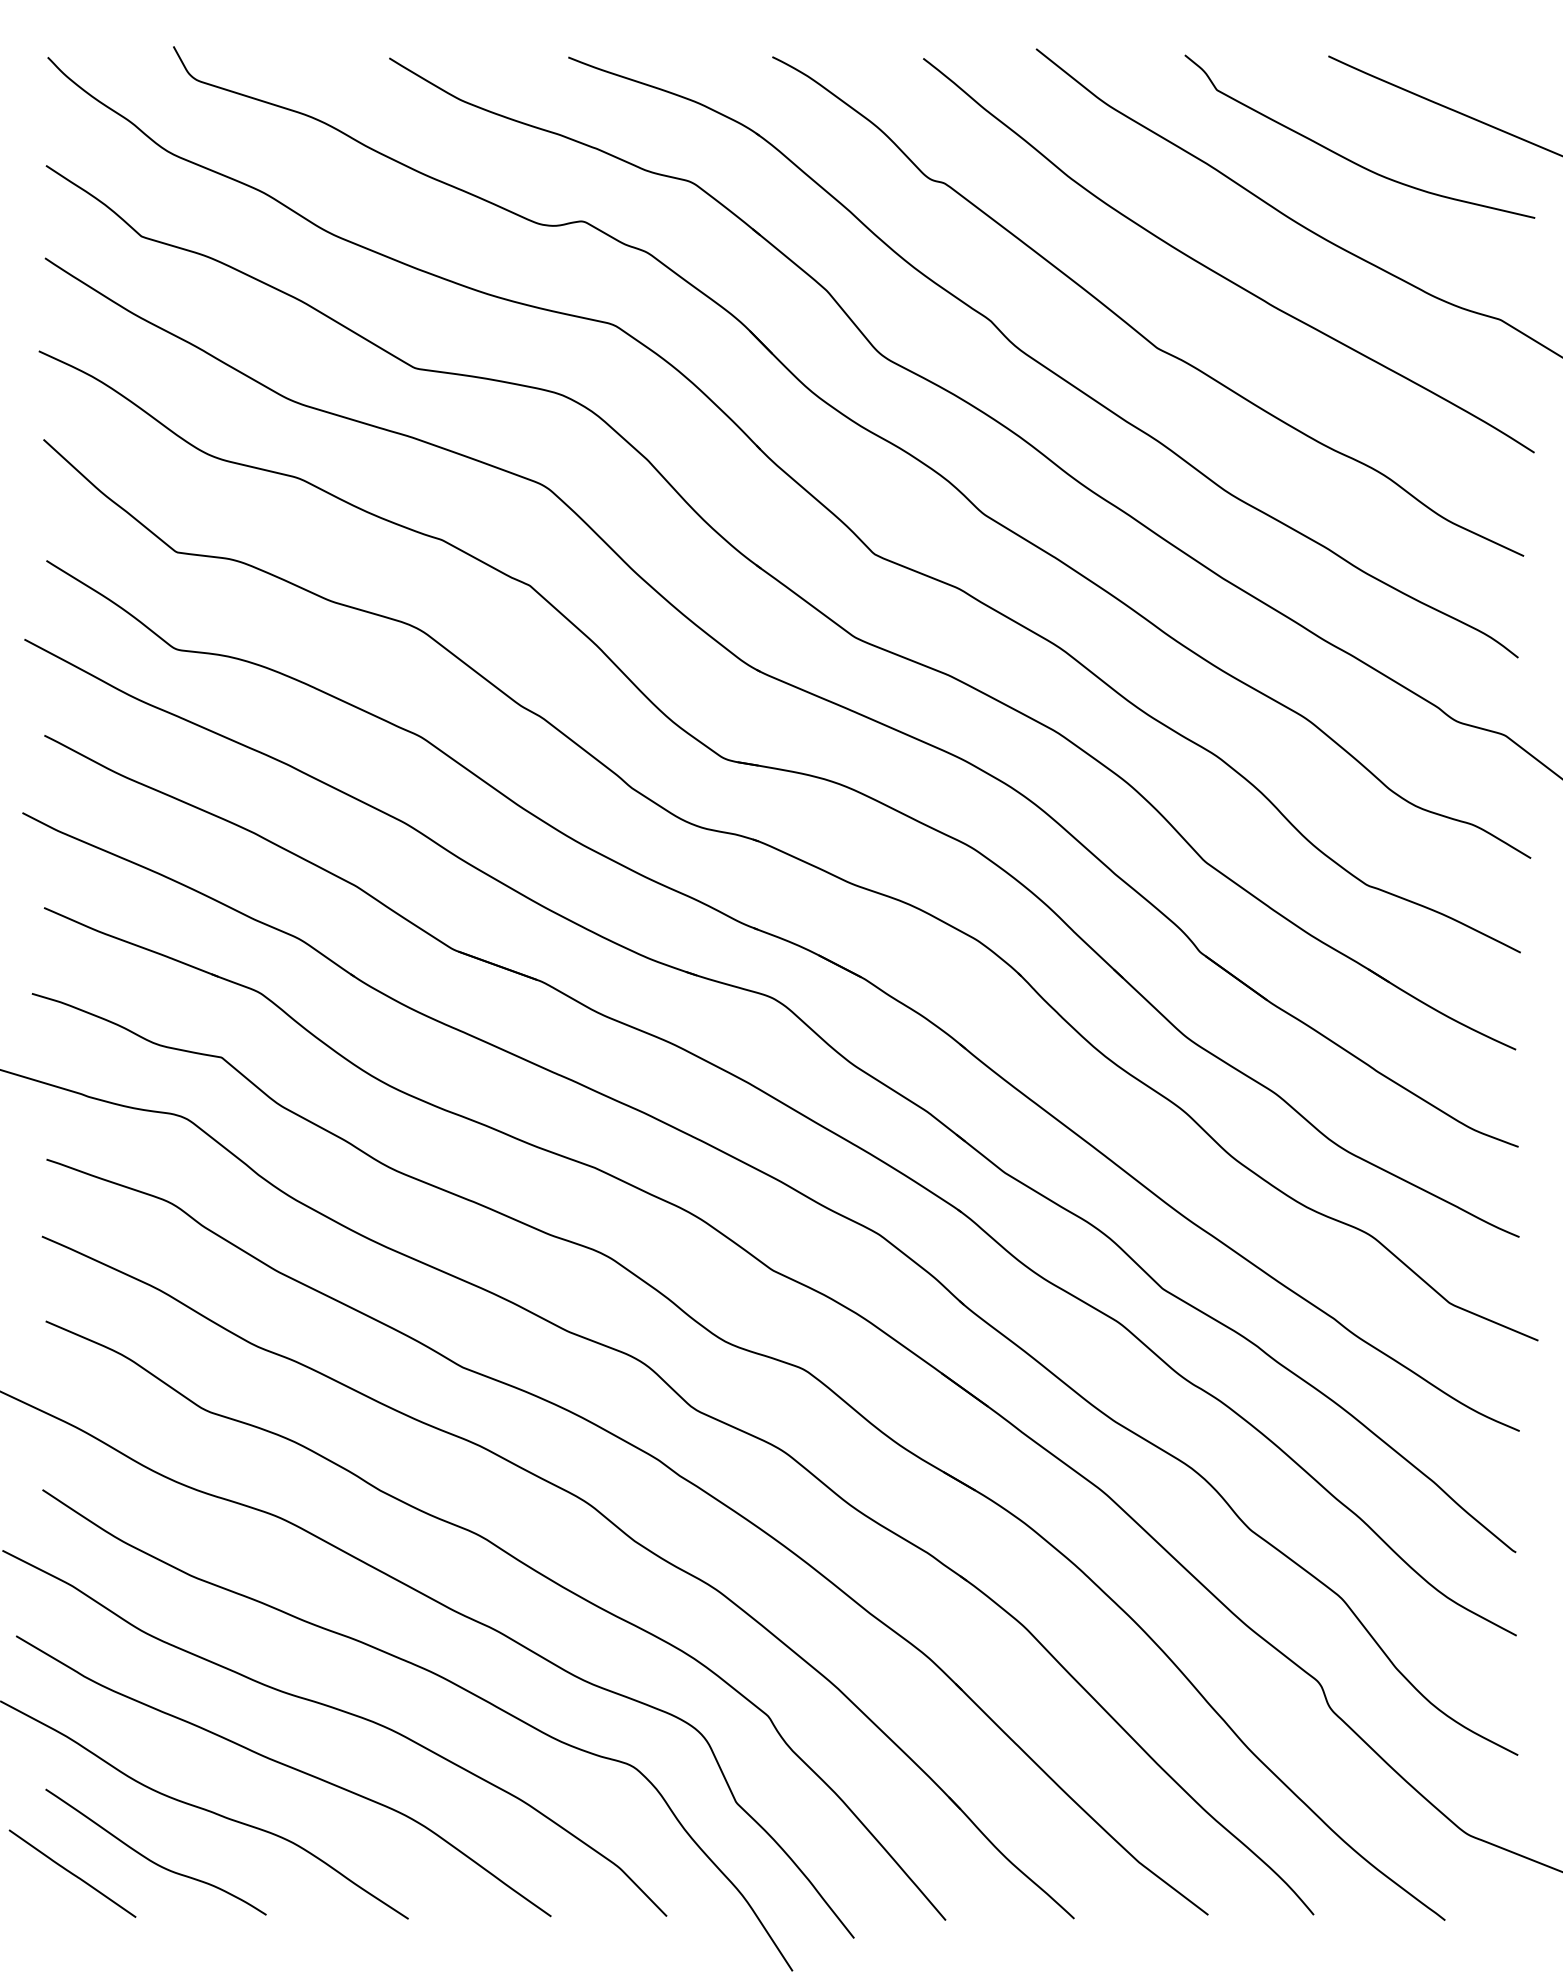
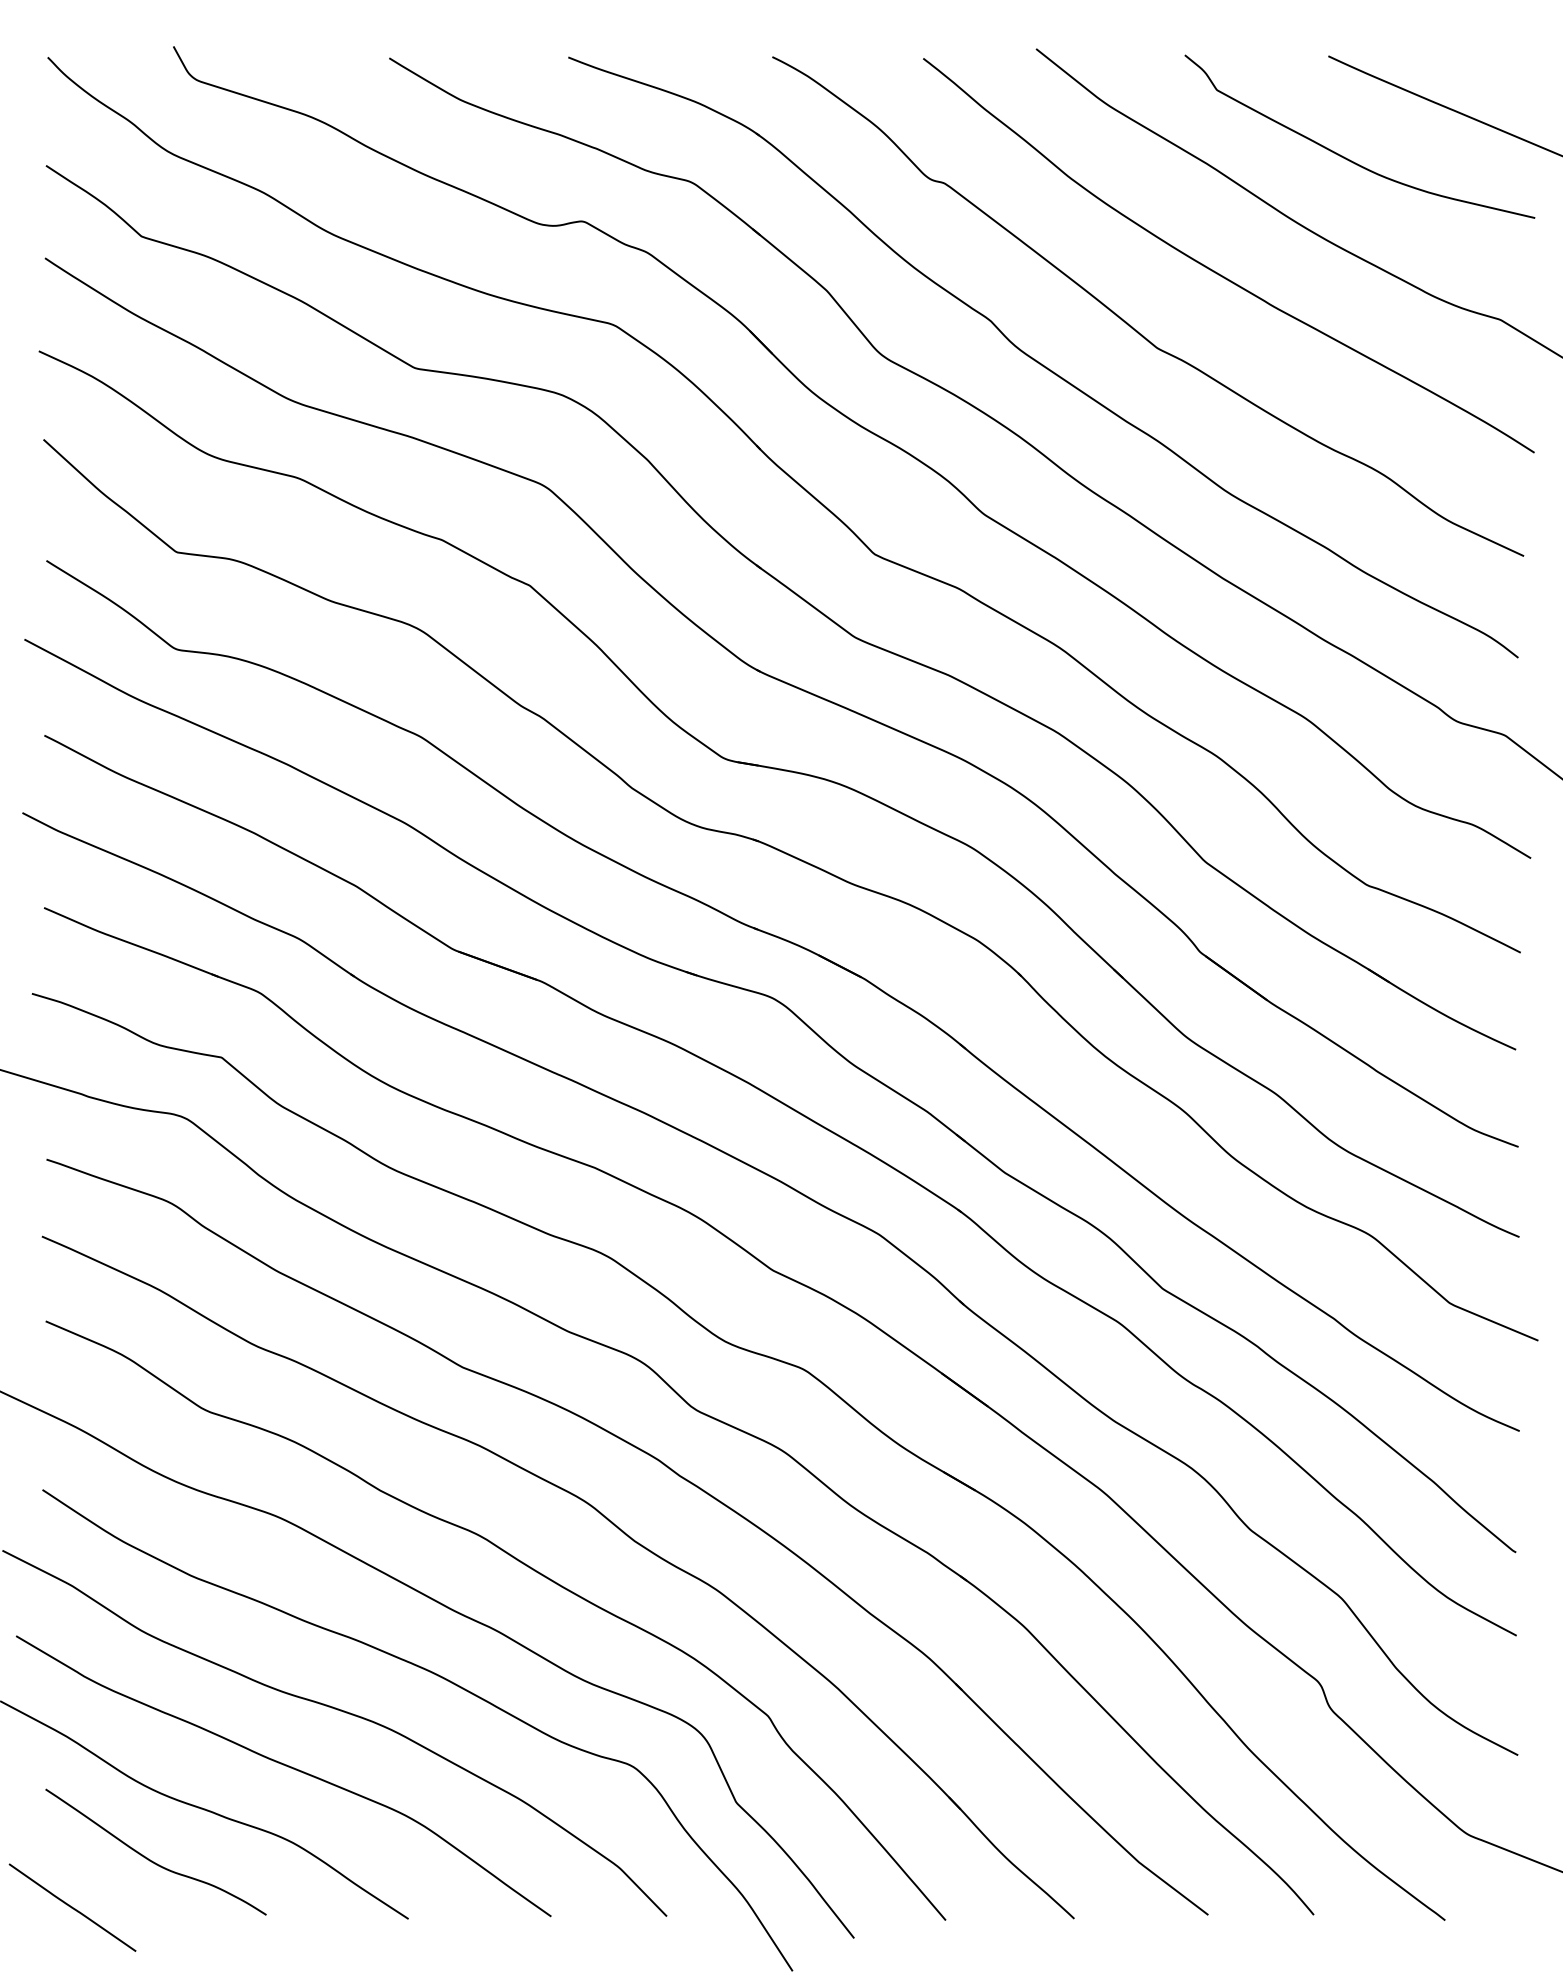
line position: (72, 1873) -> (72, 1907) (72, 1907)
